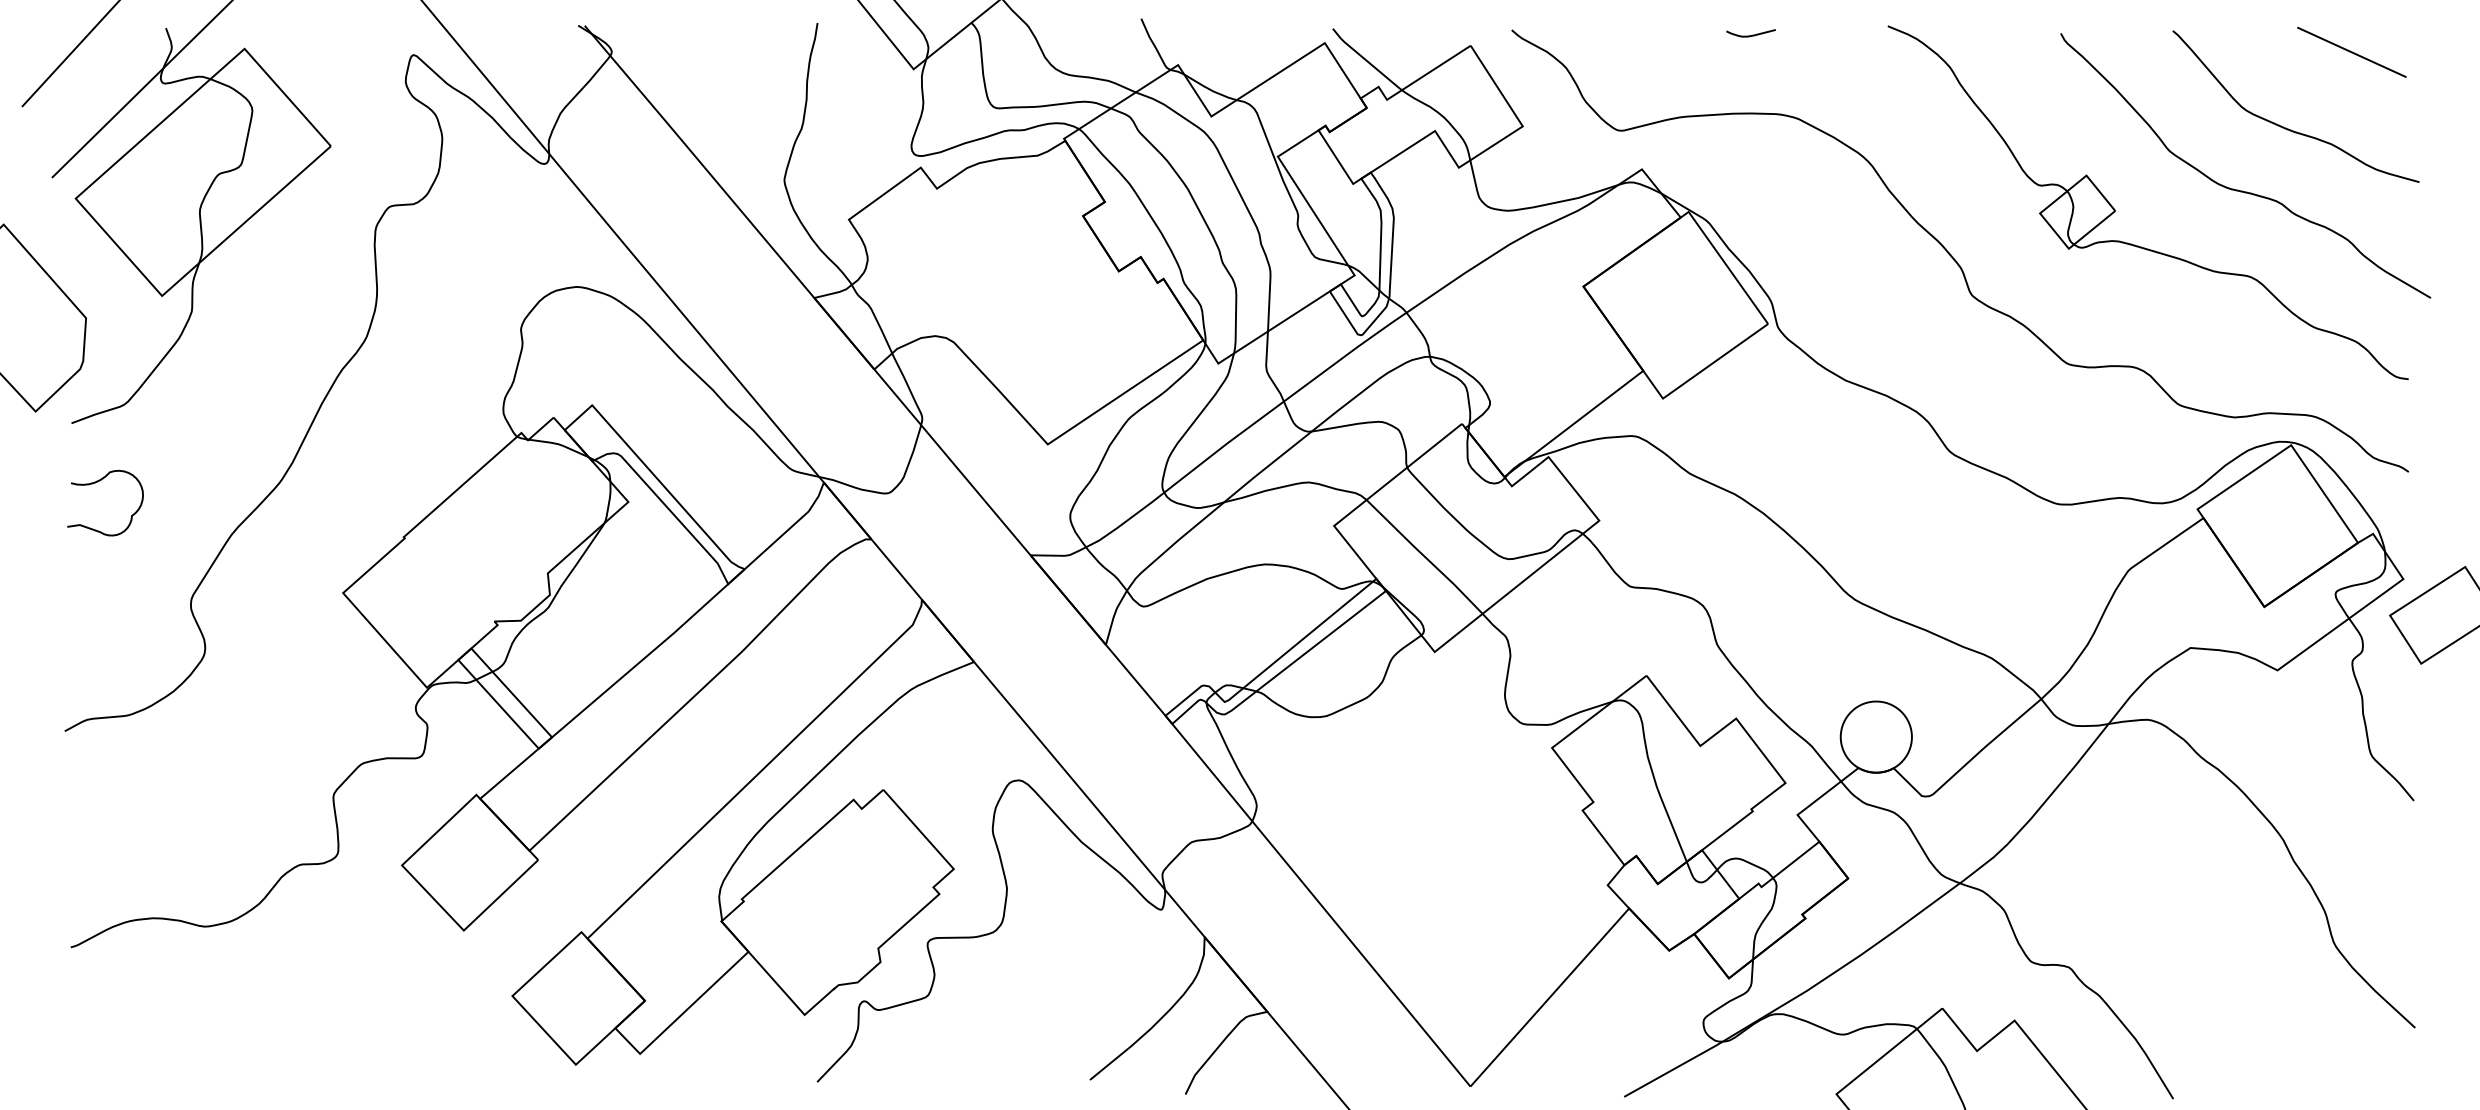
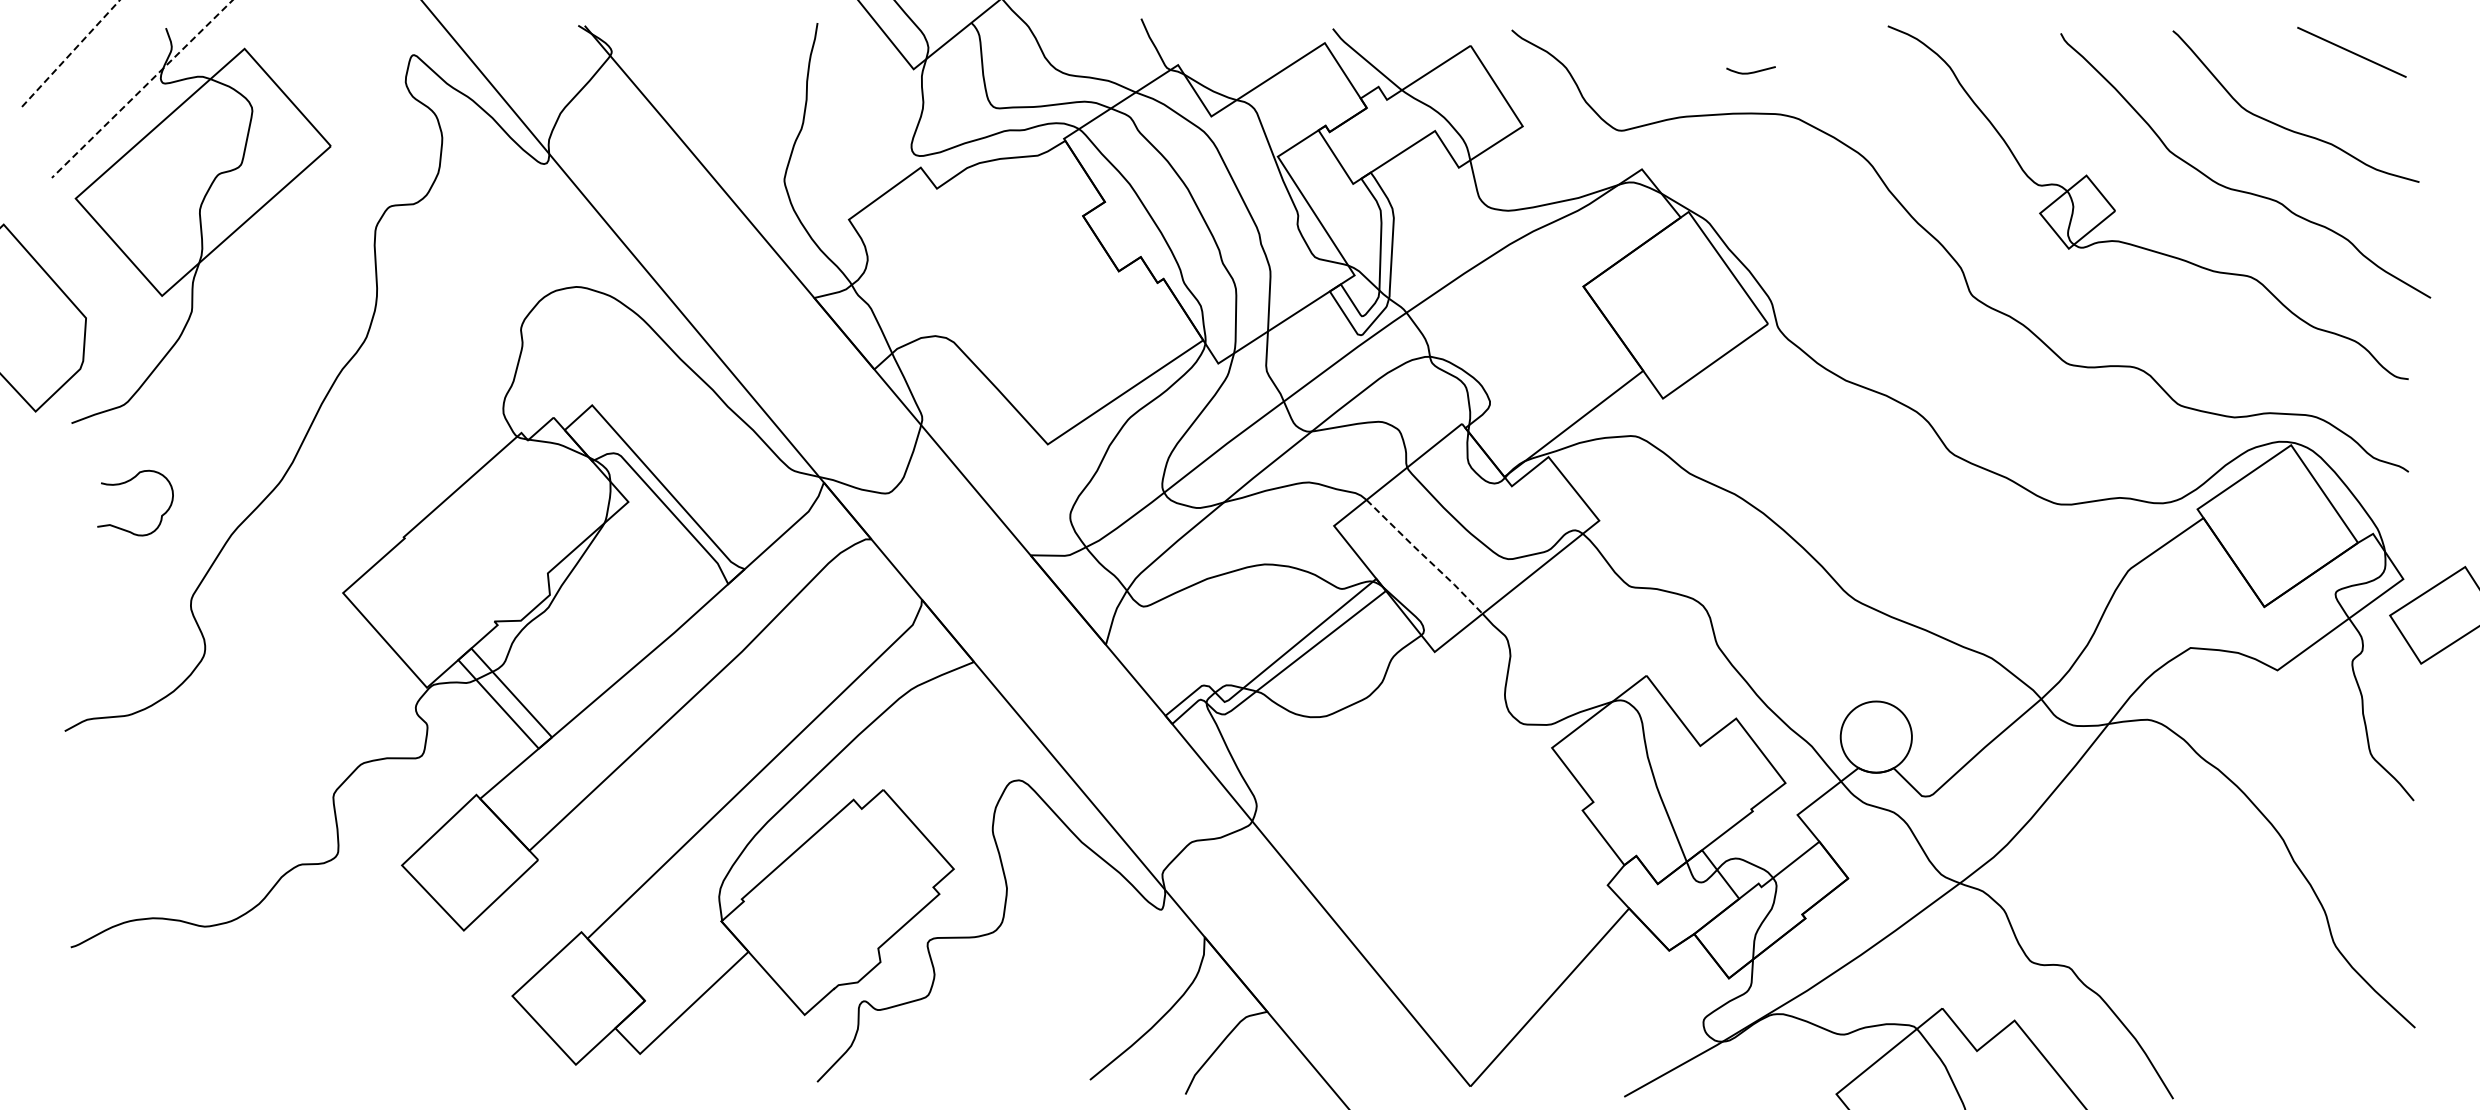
curve position: (1750, 35) -> (1750, 72) (1750, 72)
line: solid -> dashed (193, 38)
curve position: (95, 483) -> (125, 483) (125, 483)
line: solid -> dashed (1425, 557)
